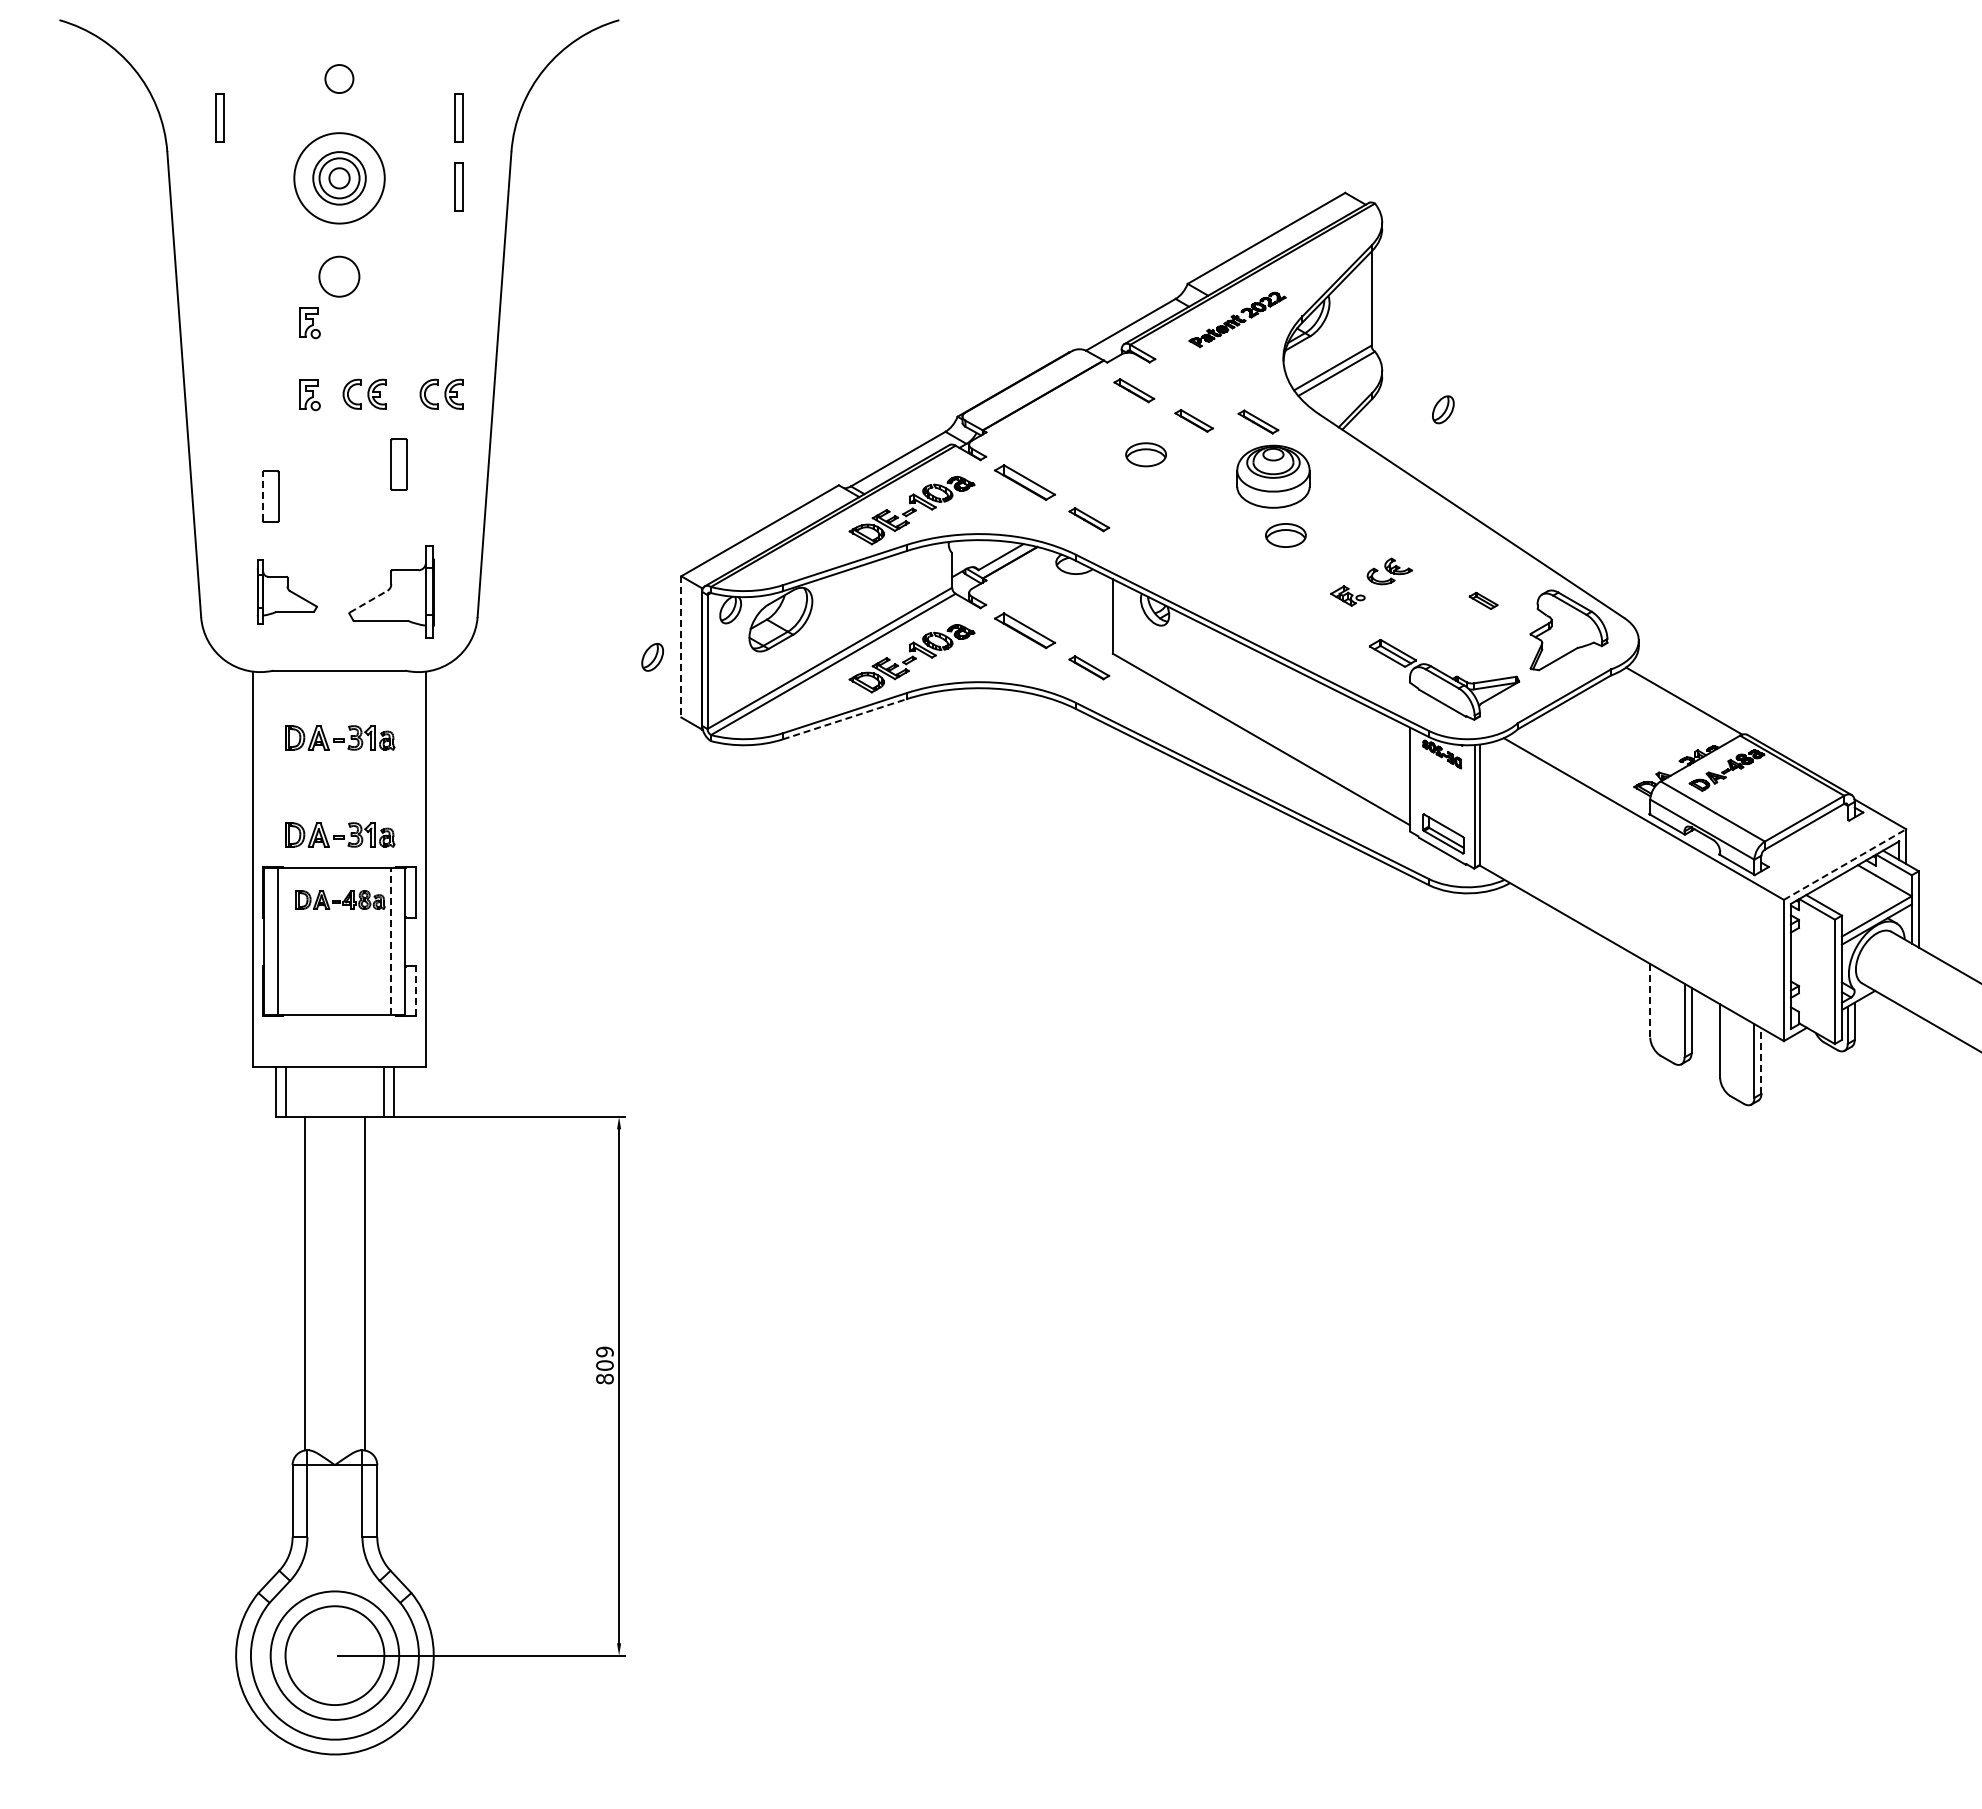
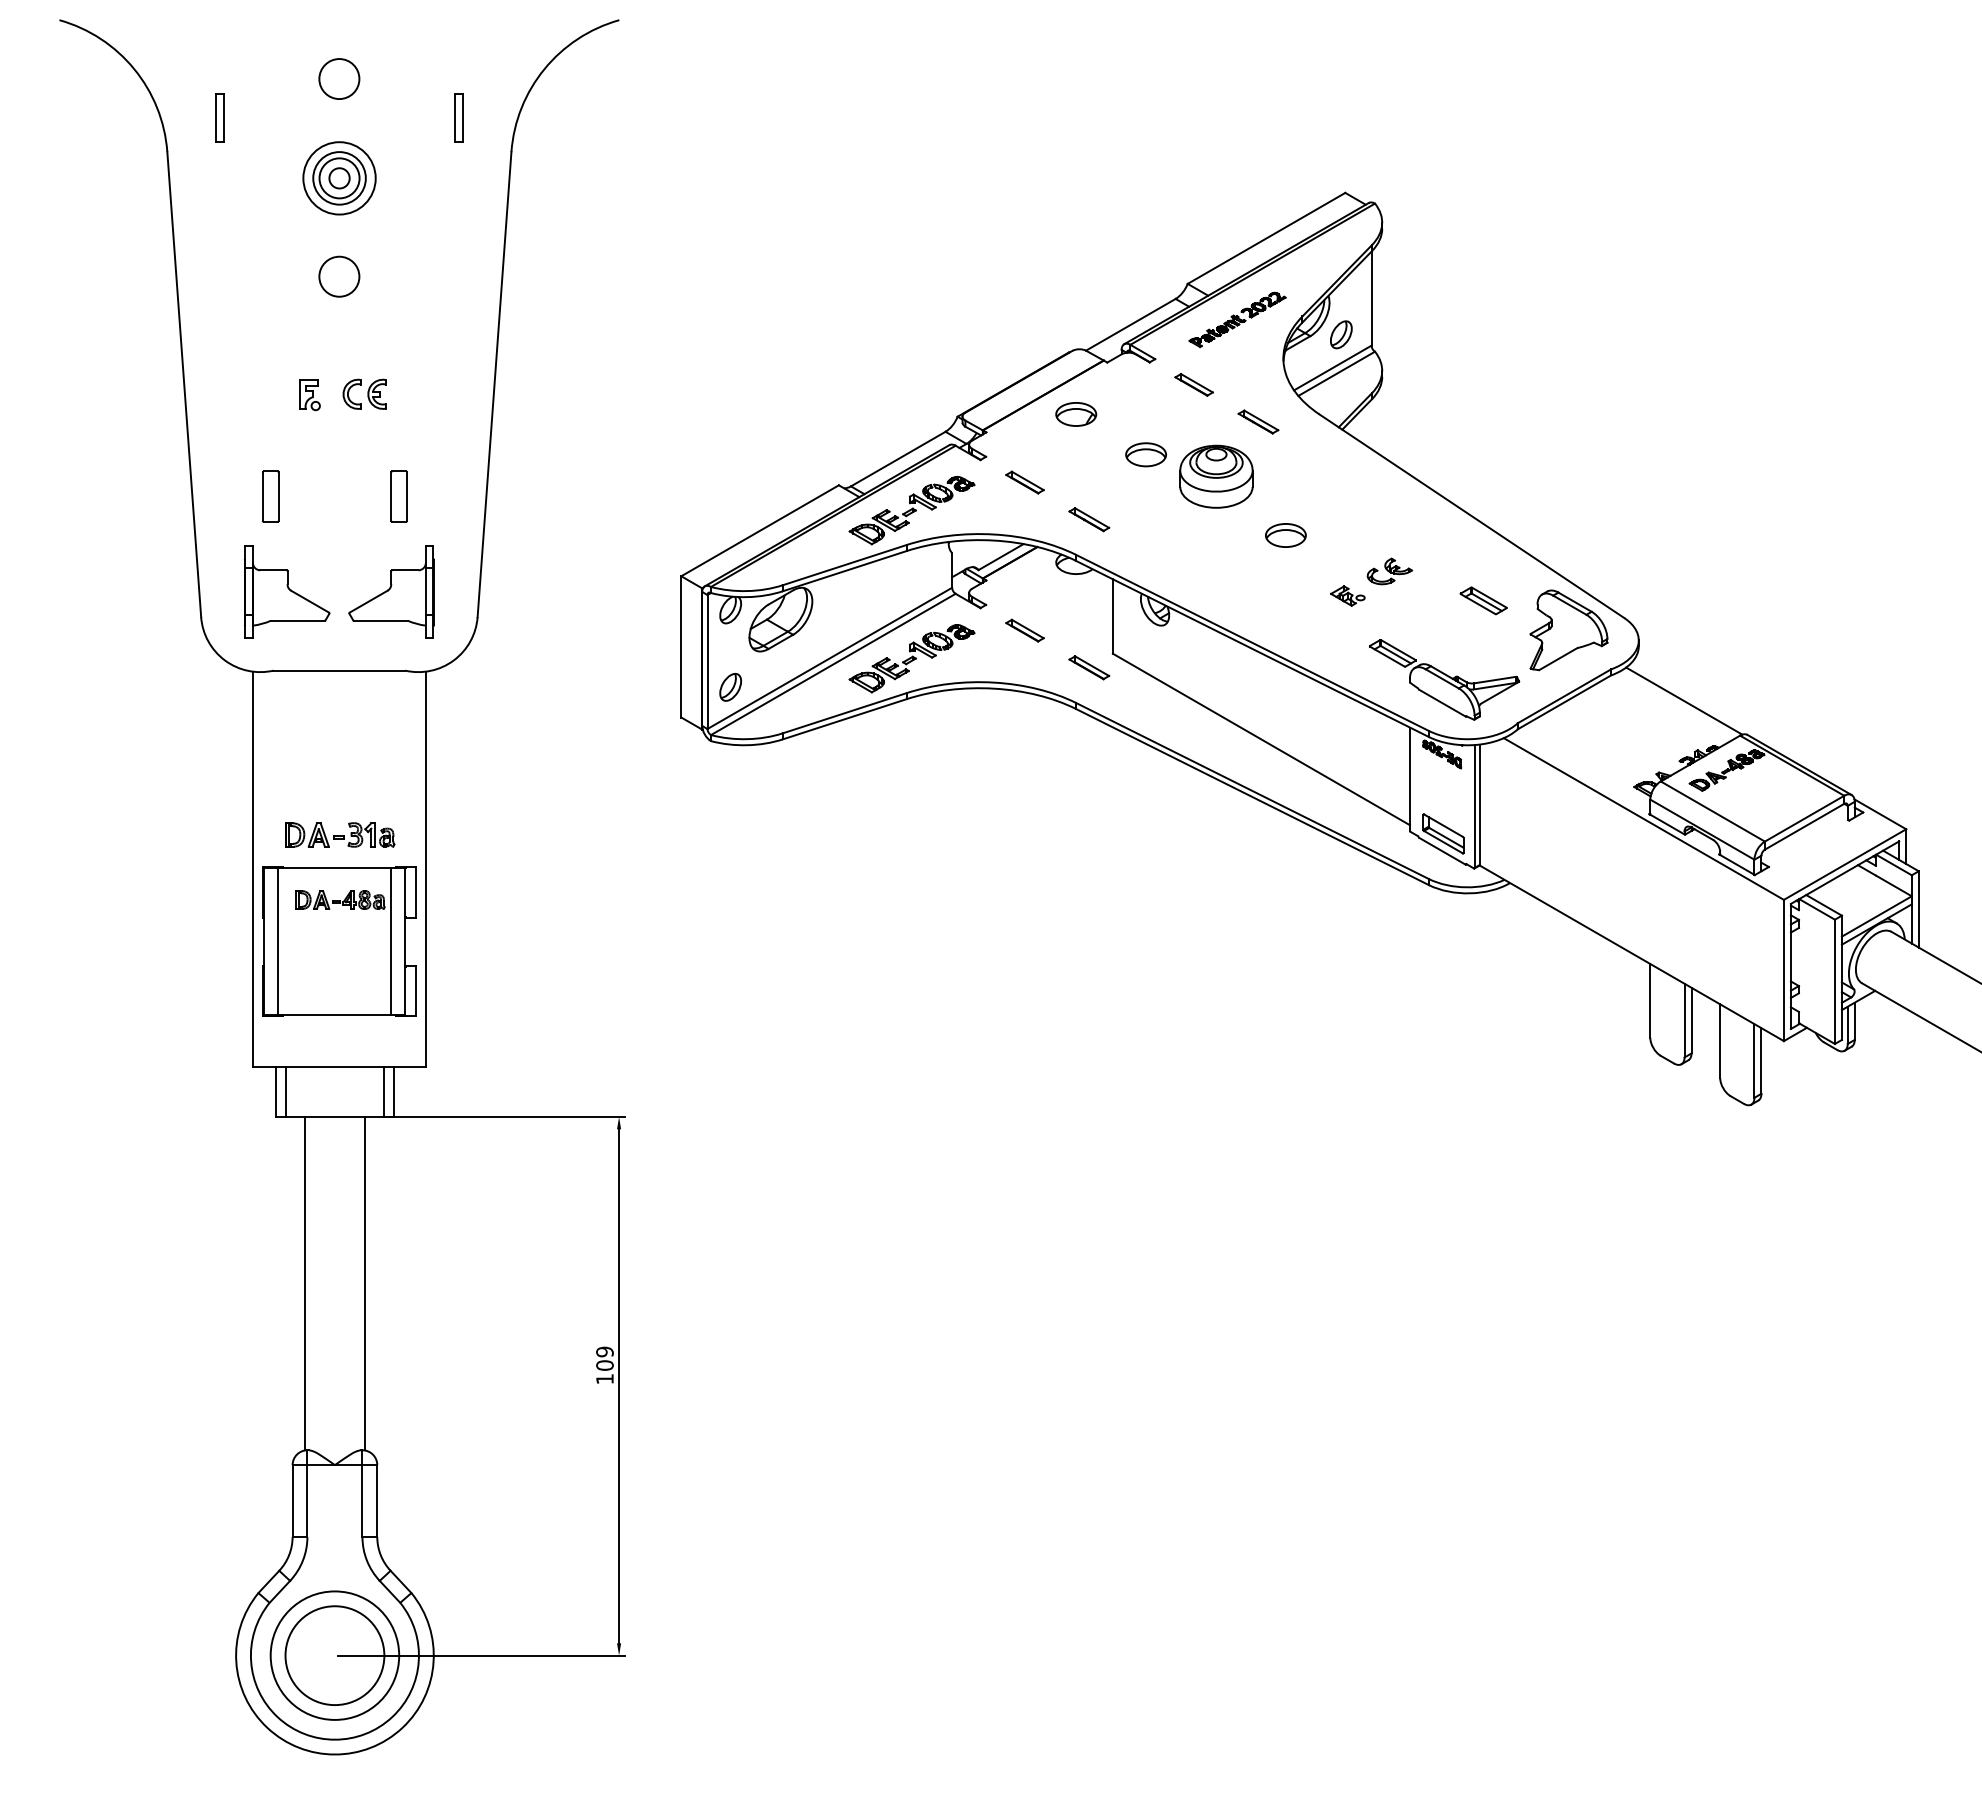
circle size: 31x30 px -> 43x42 px (339, 78)
circle diameter: 90 px -> 72 px (339, 178)
part: present -> none (458, 186)
part: present -> none (309, 323)
part: present -> none (1134, 390)
part: present -> none (441, 393)
part position: (1443, 409) -> (1341, 334) (1341, 334)
part: none -> present (1076, 414)
part position: (1193, 420) -> (1193, 384) (1193, 384)
part position: (398, 464) -> (398, 496) (398, 496)
part position: (1273, 476) -> (1216, 476) (1216, 476)
part size: 63x37 px -> 40x25 px (1024, 482)
line: dashed -> solid (262, 496)
part size: 62x66 px -> 87x94 px (287, 591)
part size: 31x19 px -> 49x30 px (1483, 600)
line: dashed -> solid (368, 601)
part size: 62x38 px -> 40x25 px (1024, 630)
line: dashed -> solid (681, 646)
part position: (652, 657) -> (730, 687) (730, 687)
line: dashed -> solid (845, 719)
part: present -> none (340, 737)
line: dashed -> solid (1845, 864)
line: dashed -> solid (390, 941)
line: dashed -> solid (416, 990)
line: dashed -> solid (1650, 1000)
line: dashed -> solid (1761, 1060)
text: 809 -> 109 (604, 1378)
